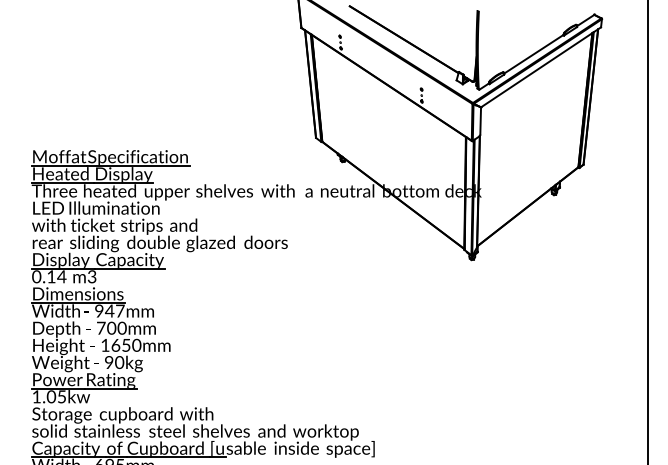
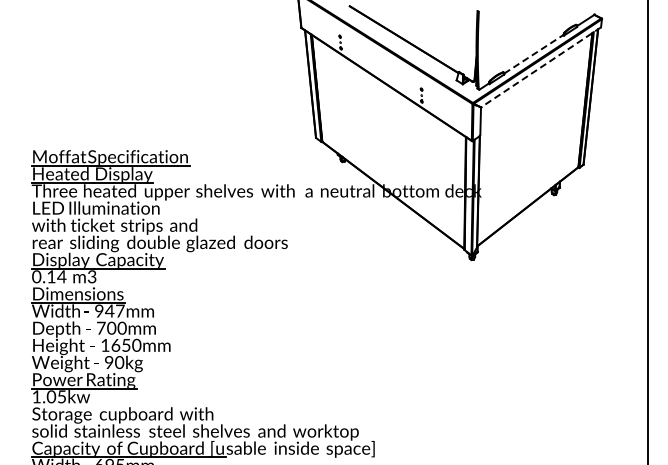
line: solid -> dashed (534, 53)
line: solid -> dashed (540, 67)
